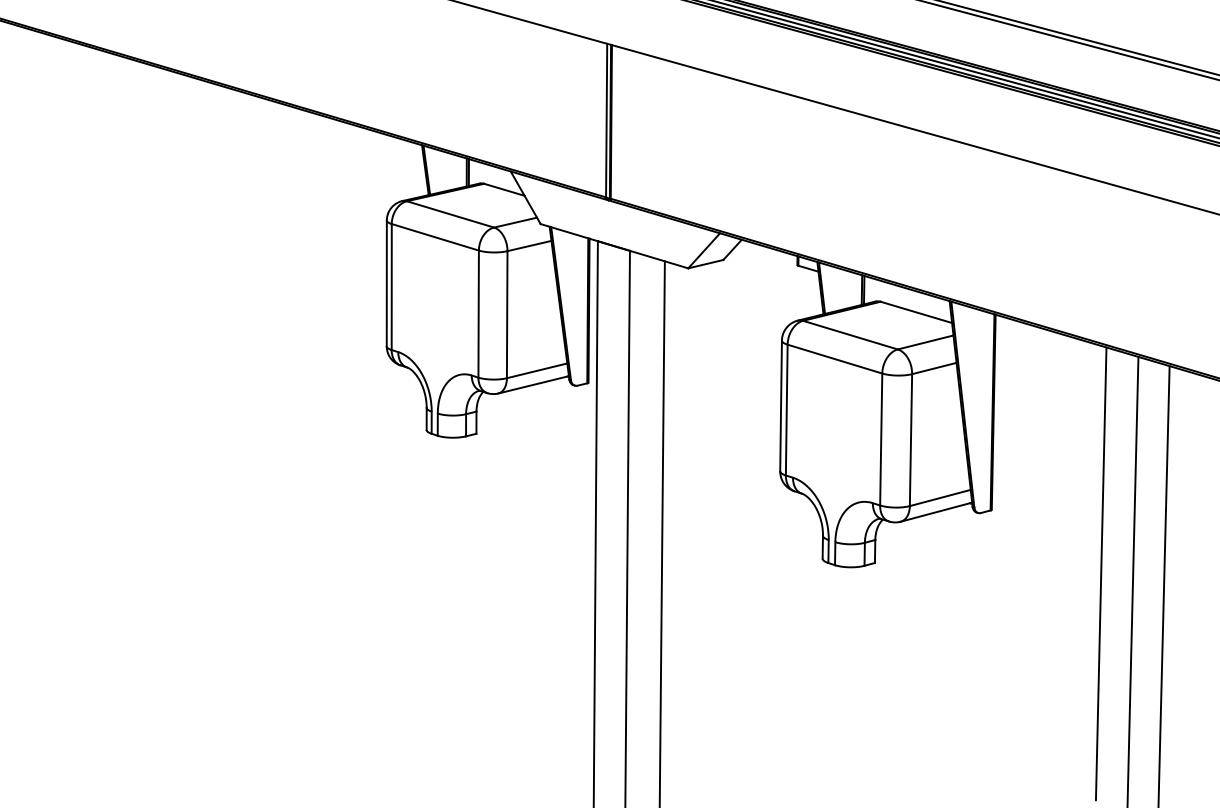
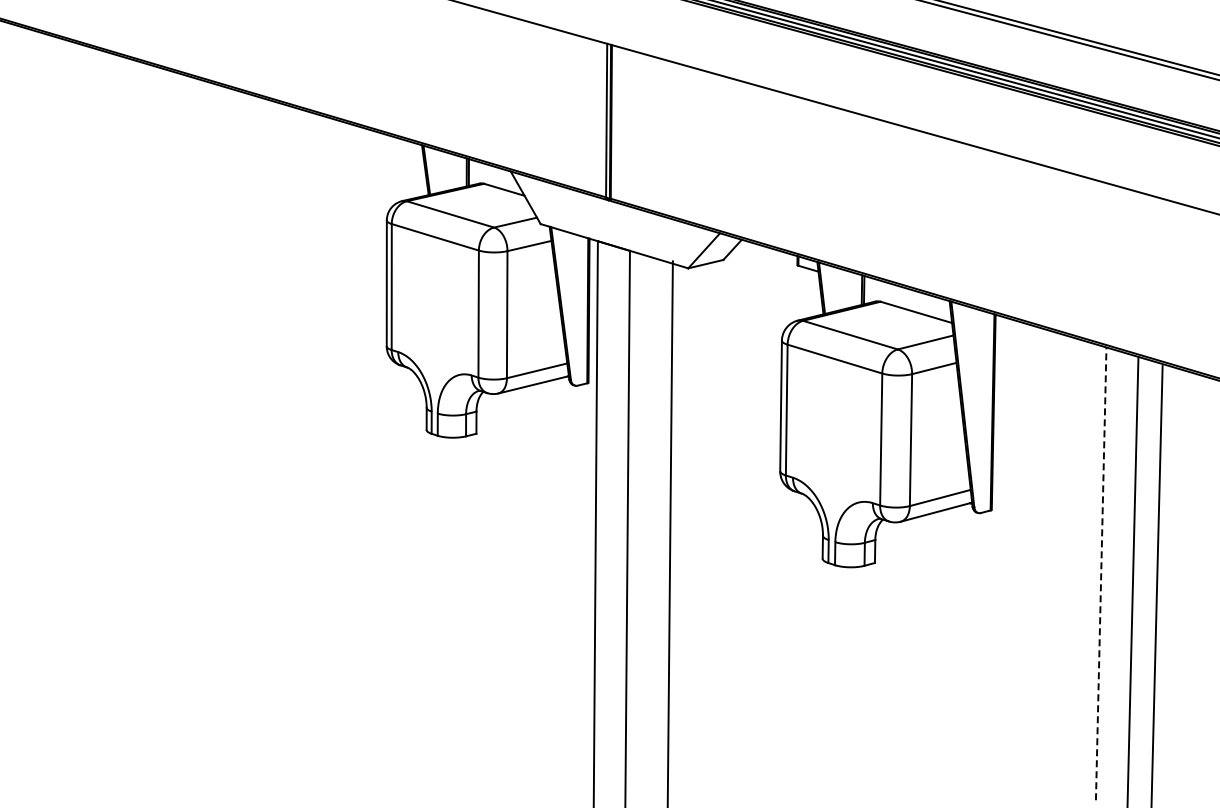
line position: (661, 532) -> (669, 532) (669, 532)
line: solid -> dashed (1101, 573)
line position: (1163, 585) -> (1156, 585) (1156, 585)
